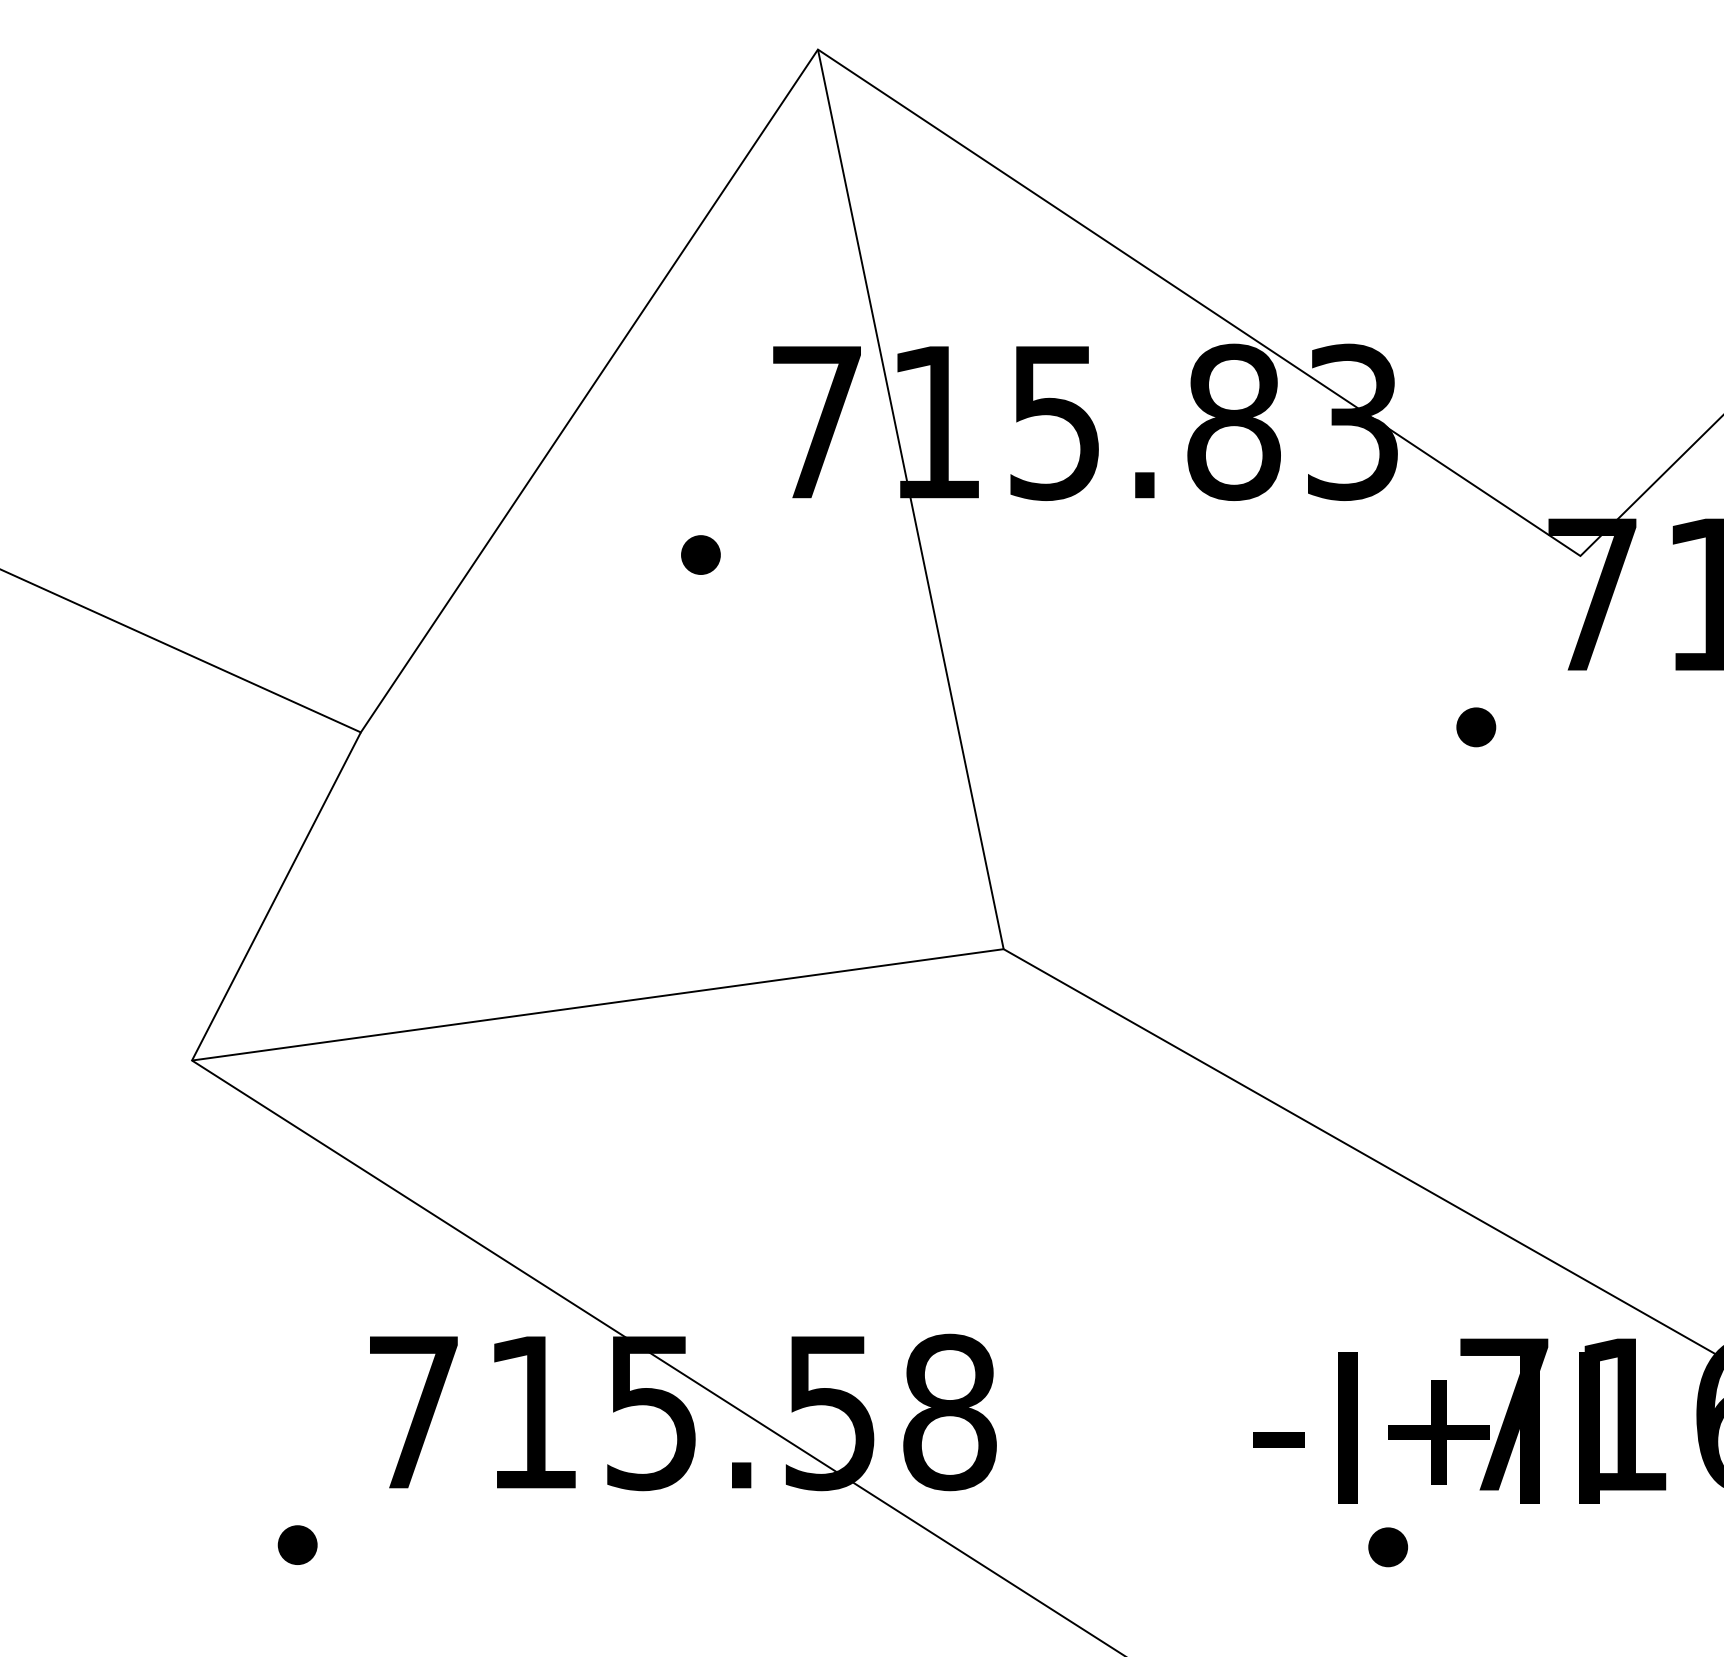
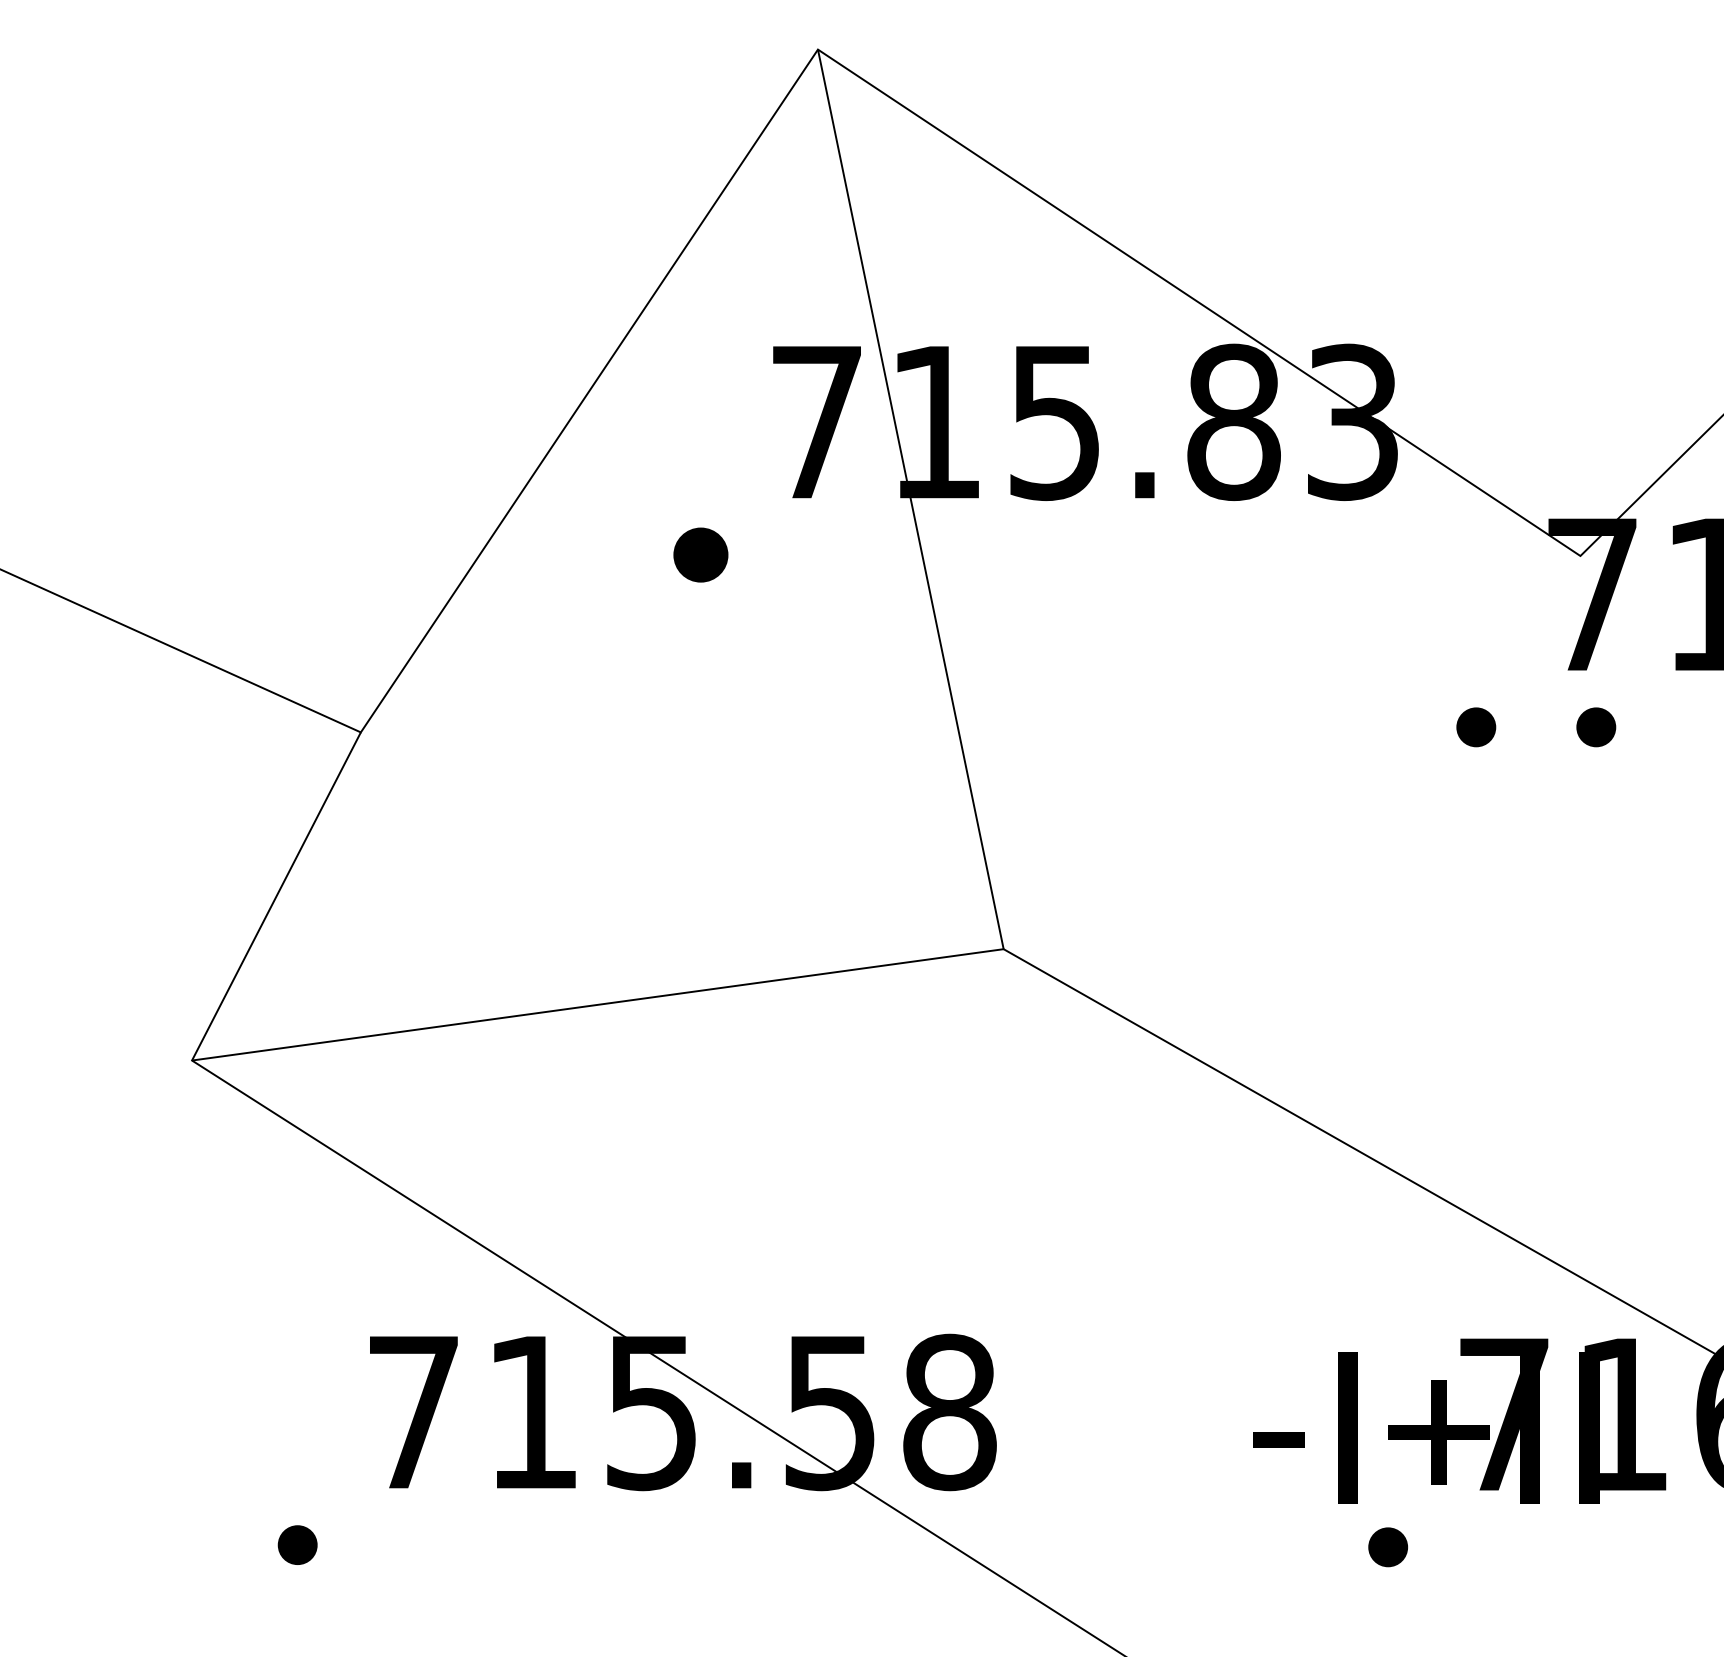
part size: 40x40 px -> 56x56 px (700, 554)
part: none -> present (1596, 727)
